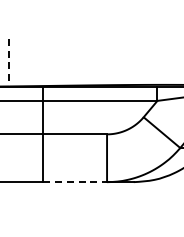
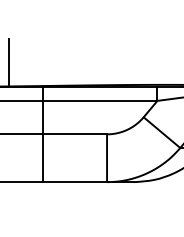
line: dashed -> solid (9, 62)
line: dashed -> solid (75, 182)
